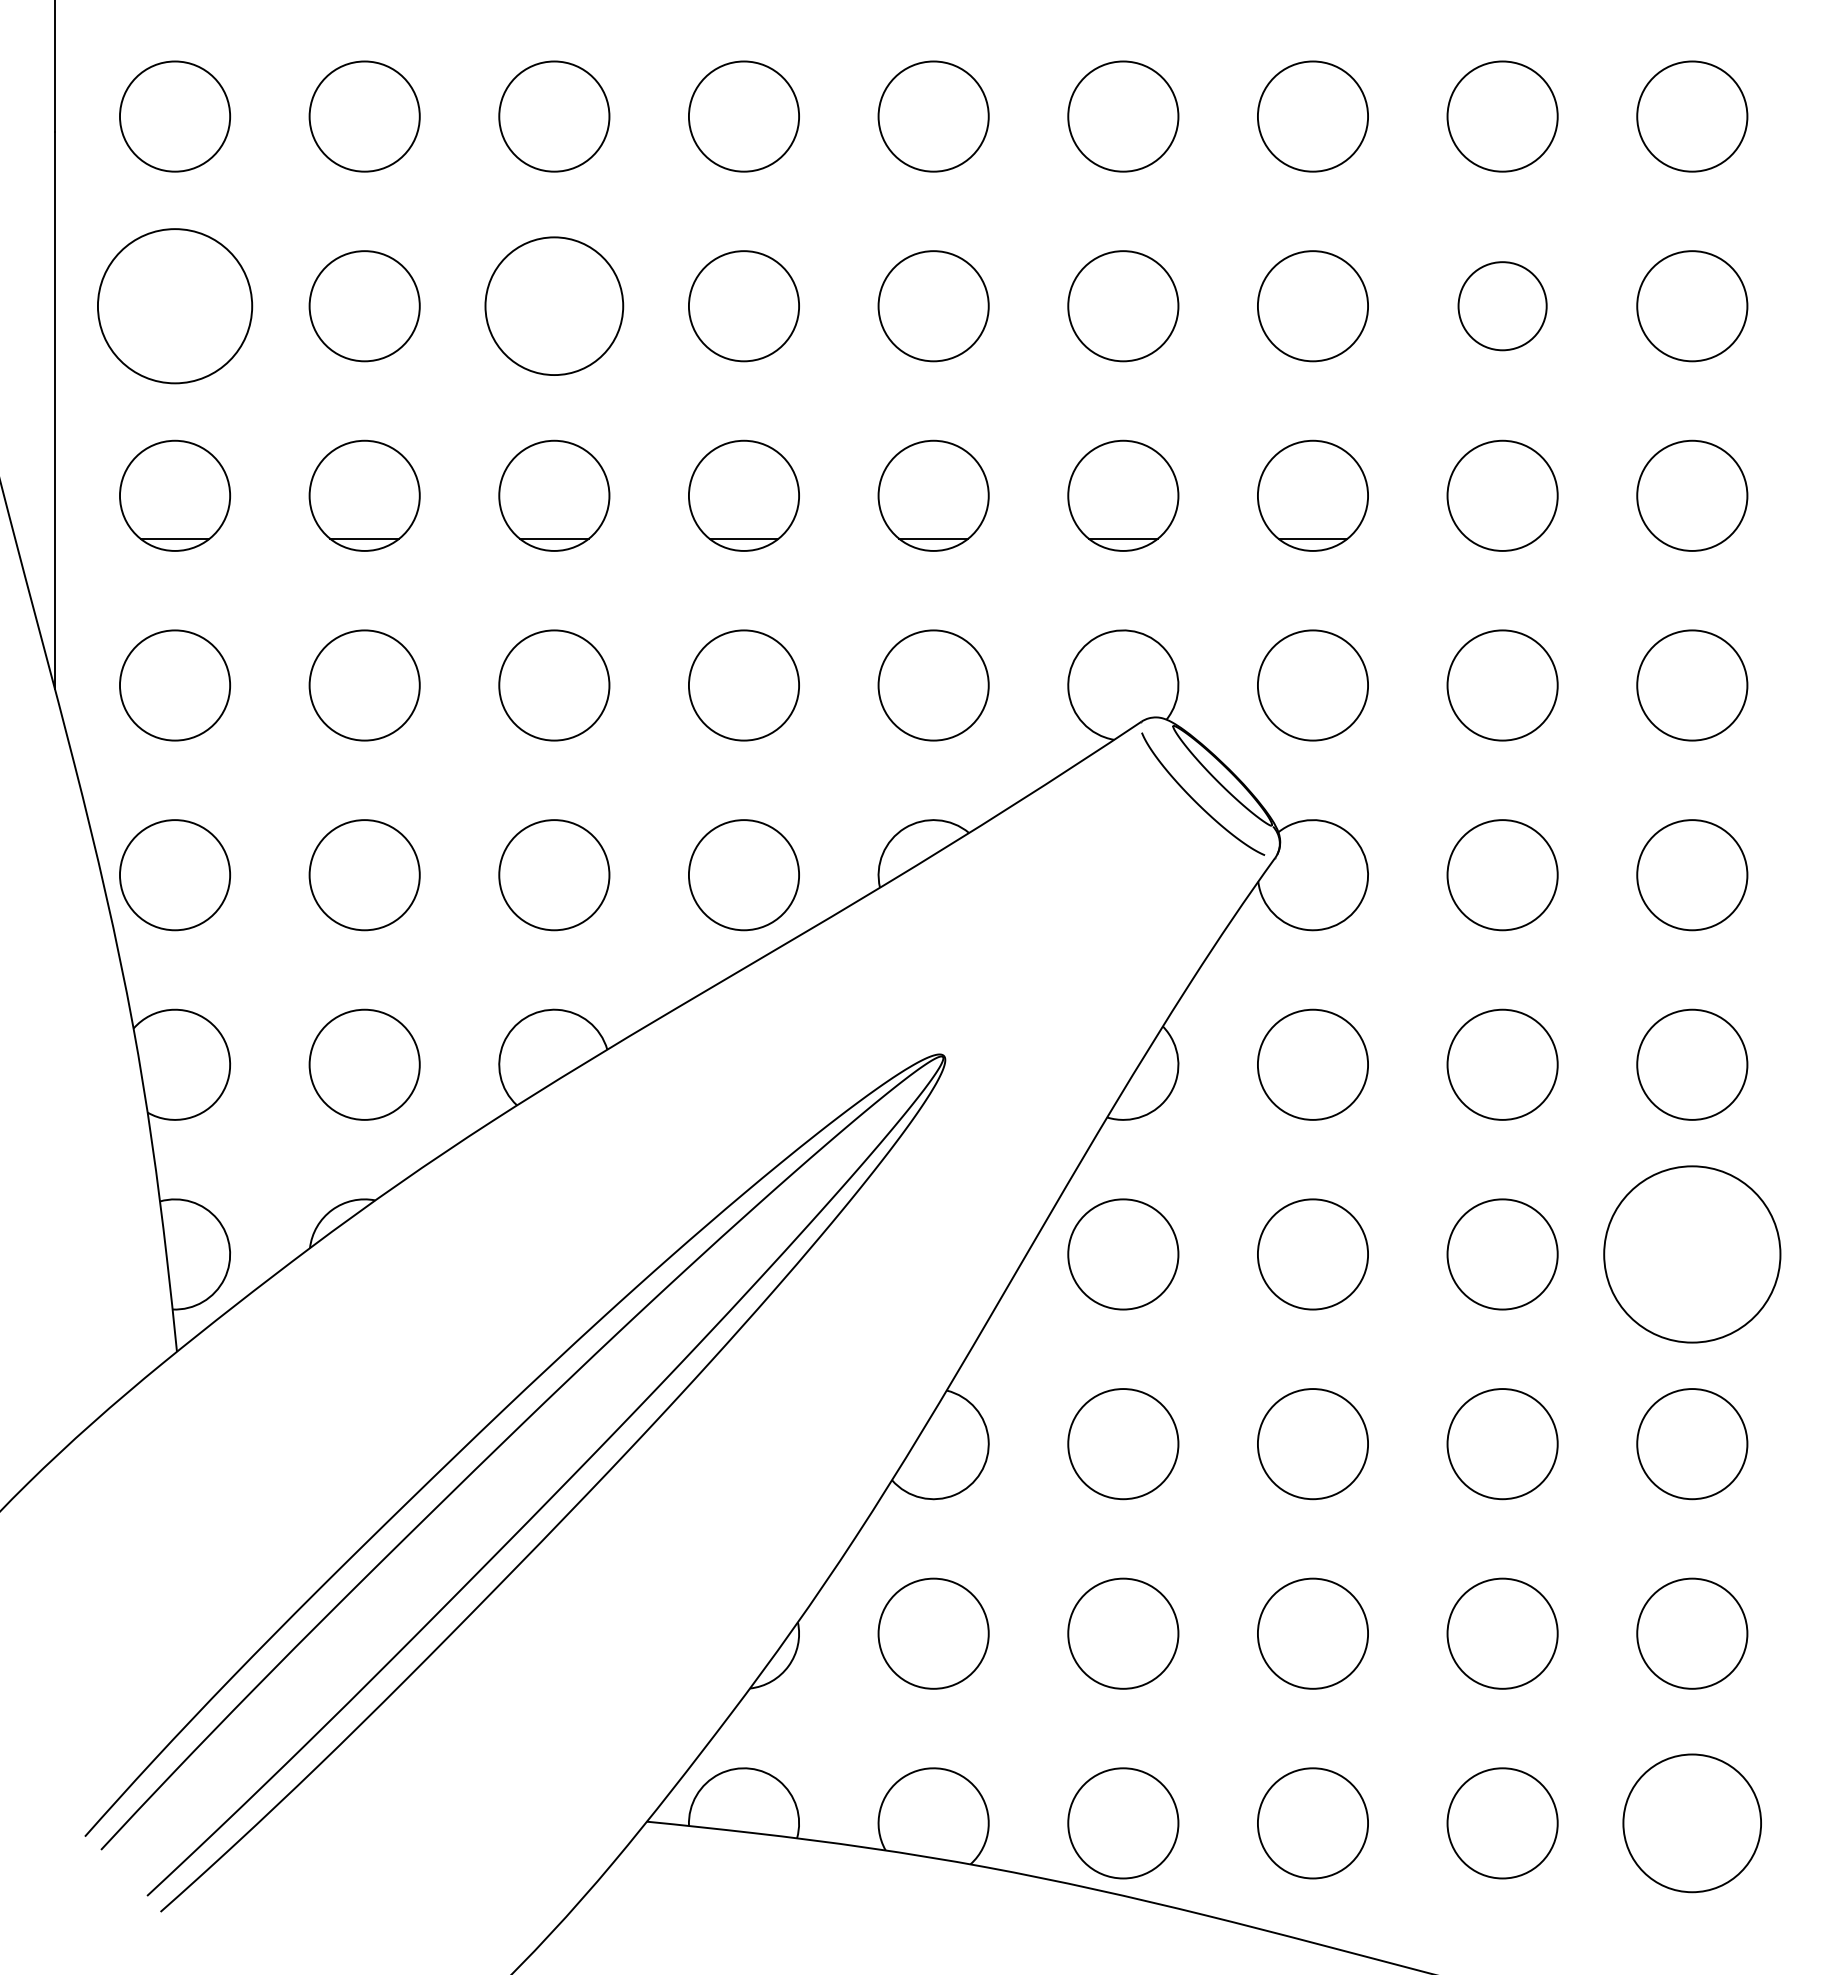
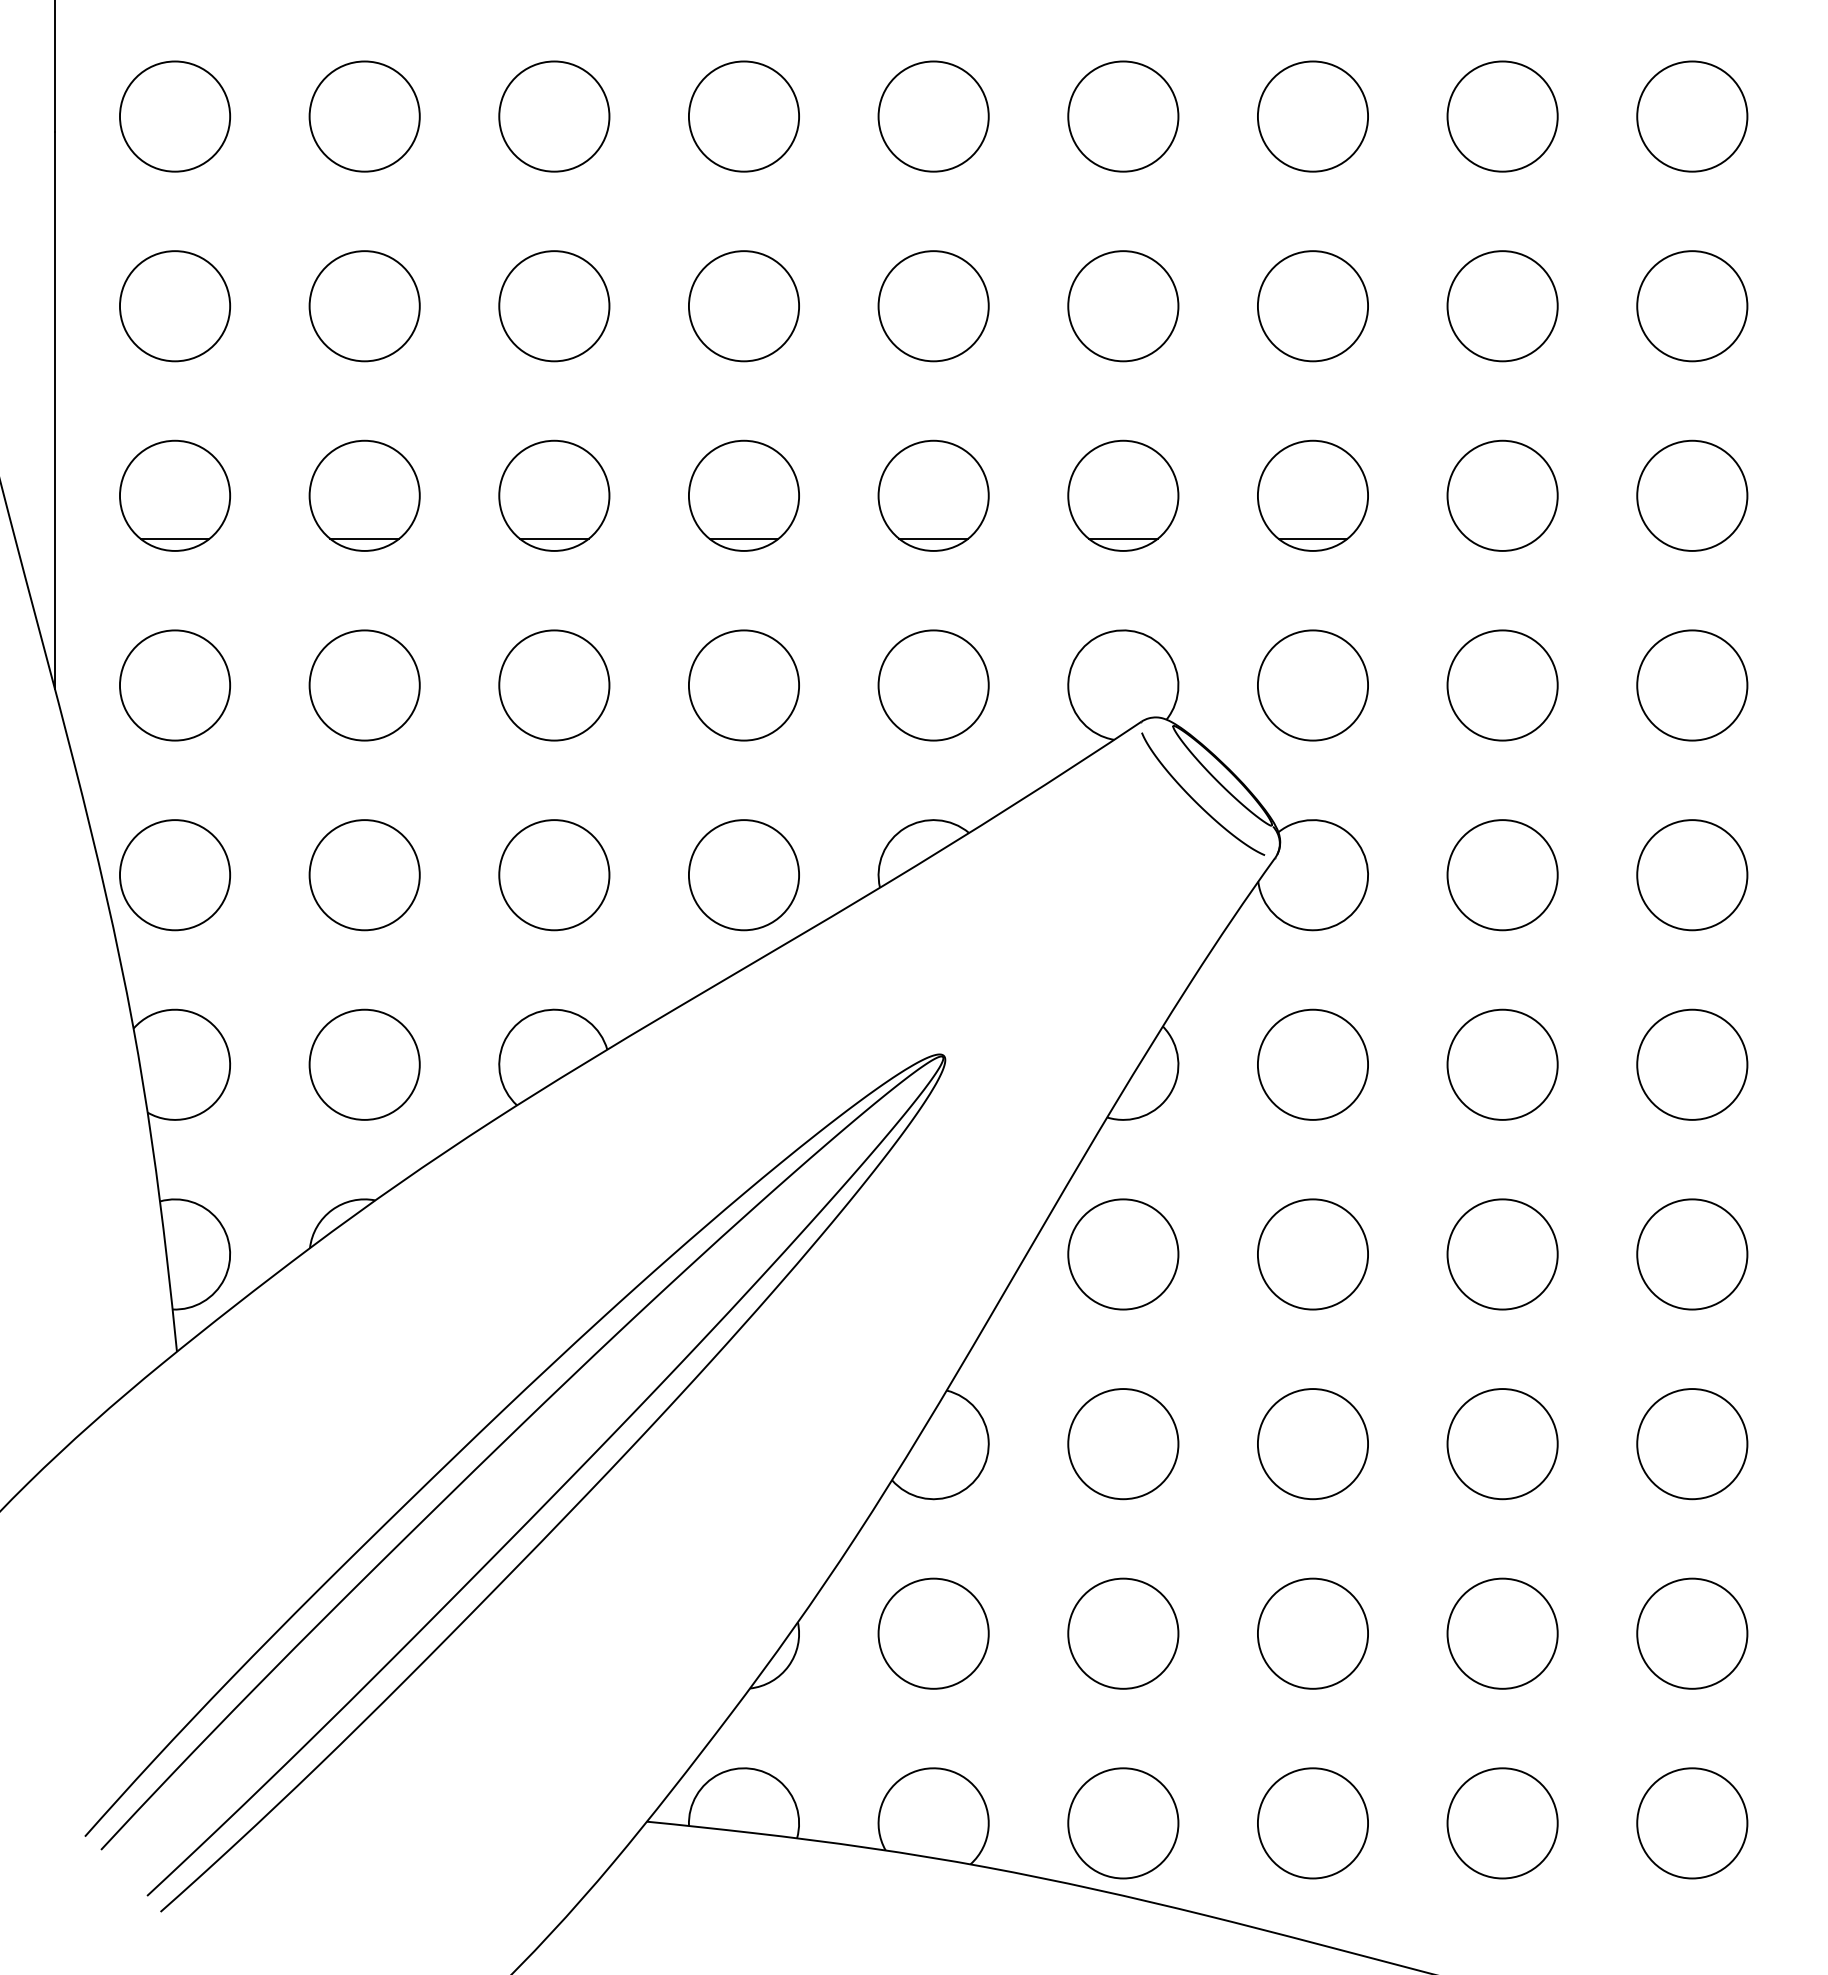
circle diameter: 154 px -> 110 px (174, 306)
circle diameter: 138 px -> 110 px (554, 306)
circle diameter: 88 px -> 110 px (1502, 306)
circle diameter: 176 px -> 110 px (1692, 1254)
circle size: 140x141 px -> 113x113 px (1692, 1823)
